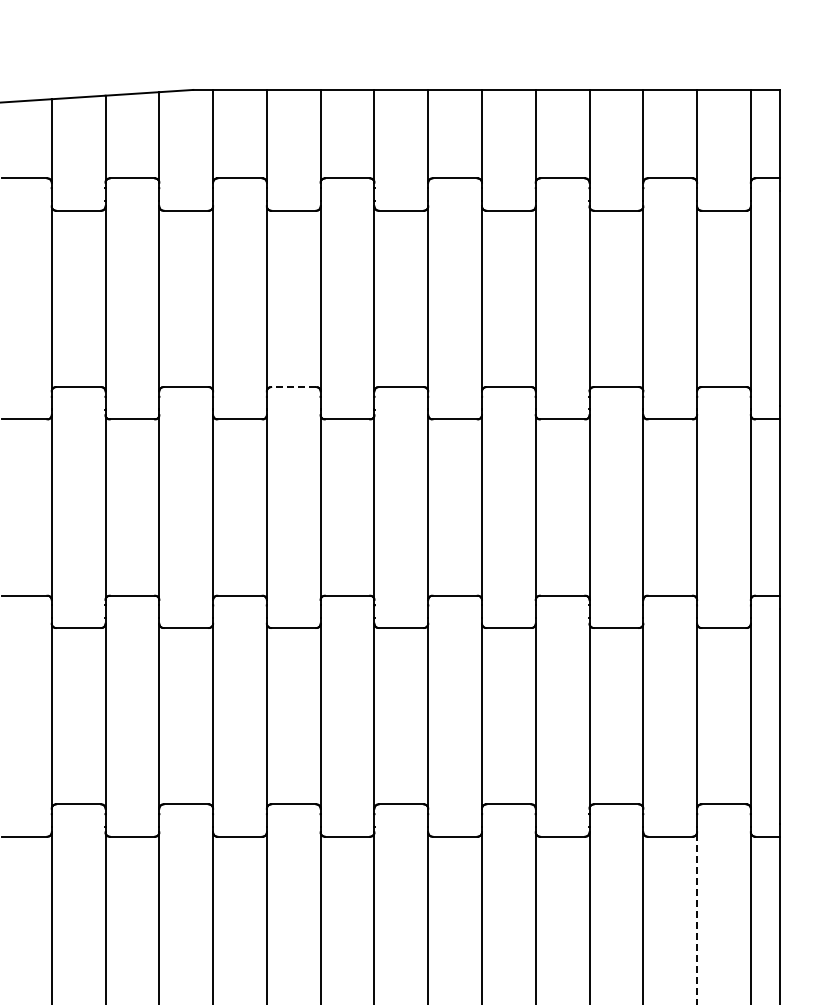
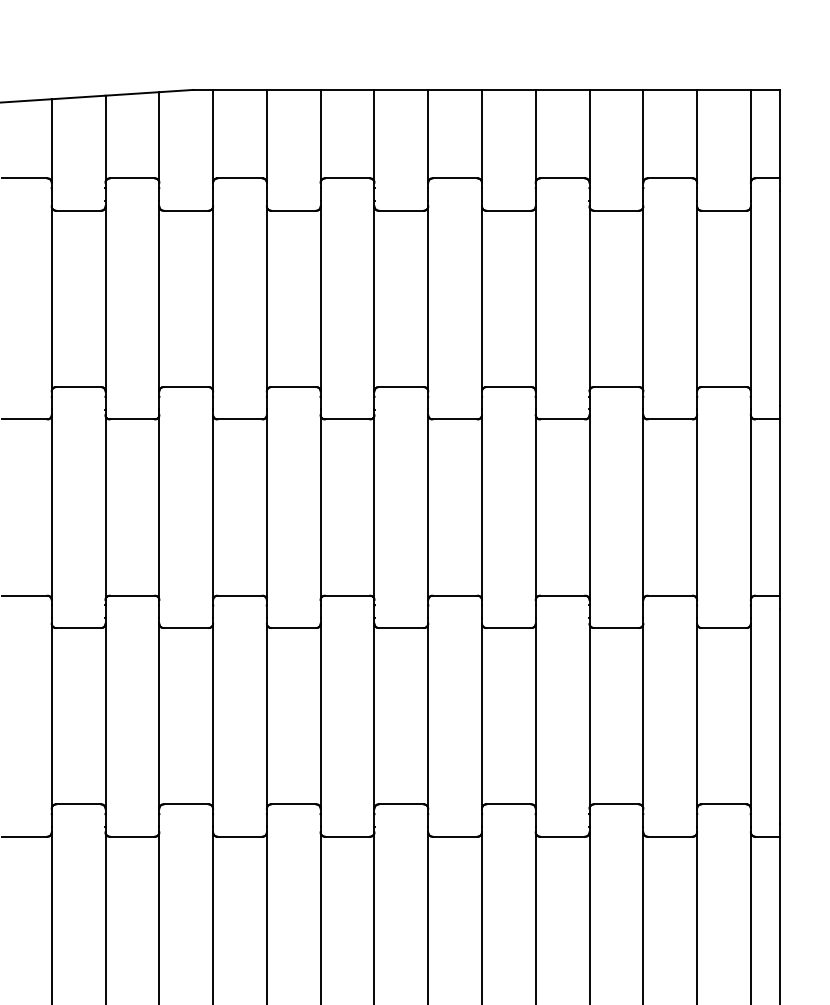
line: dashed -> solid (293, 387)
line: dashed -> solid (697, 917)
